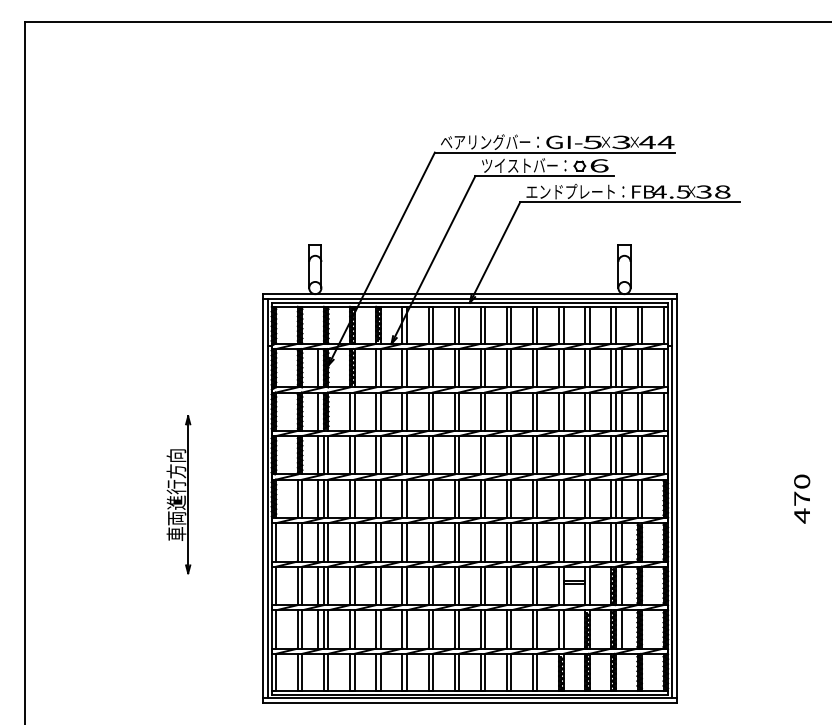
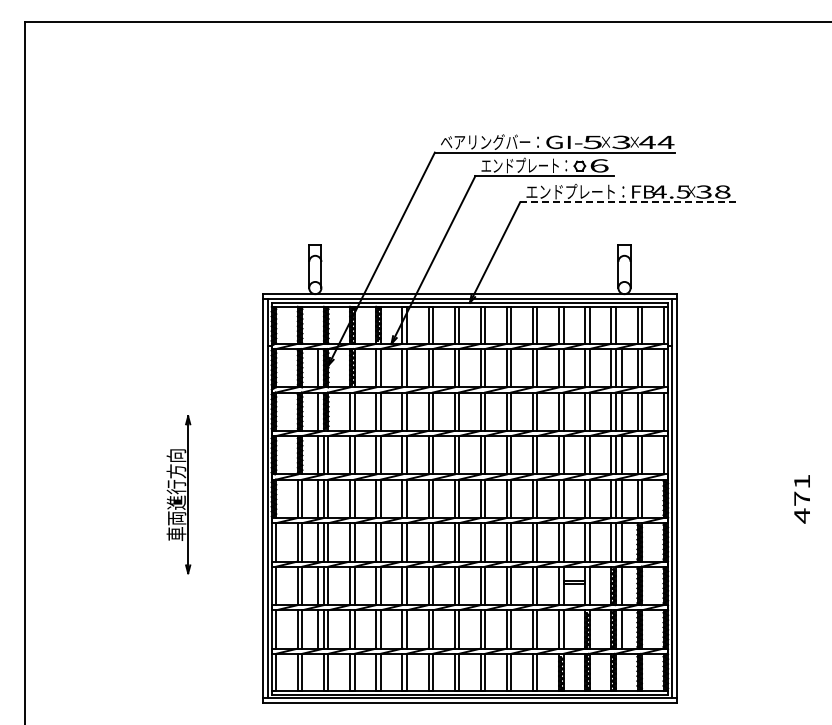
text: ツイストバー： -> エンドプレート： (524, 165)
line: solid -> dashed (629, 202)
text: 470 -> 471 (802, 481)
